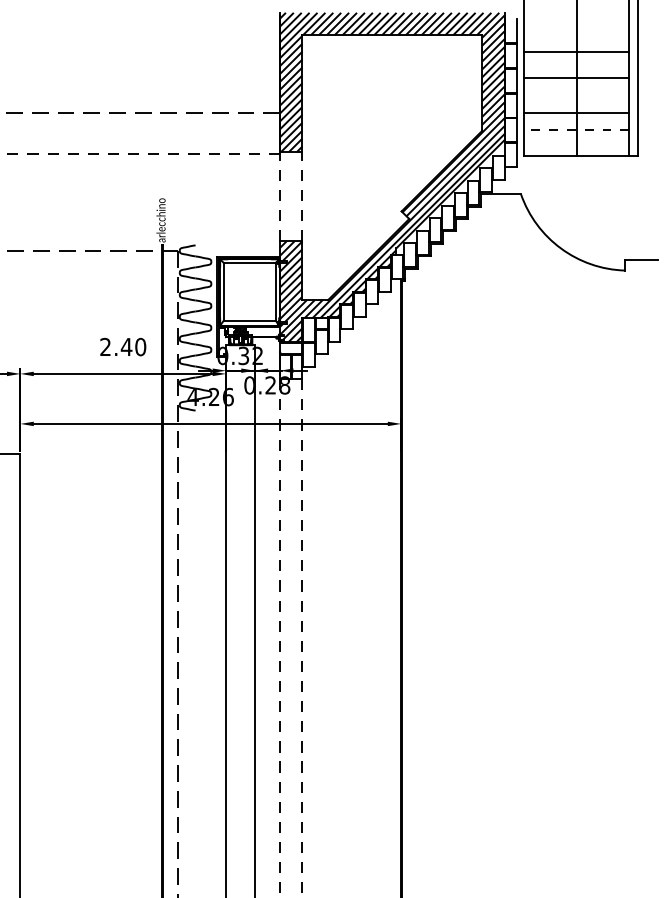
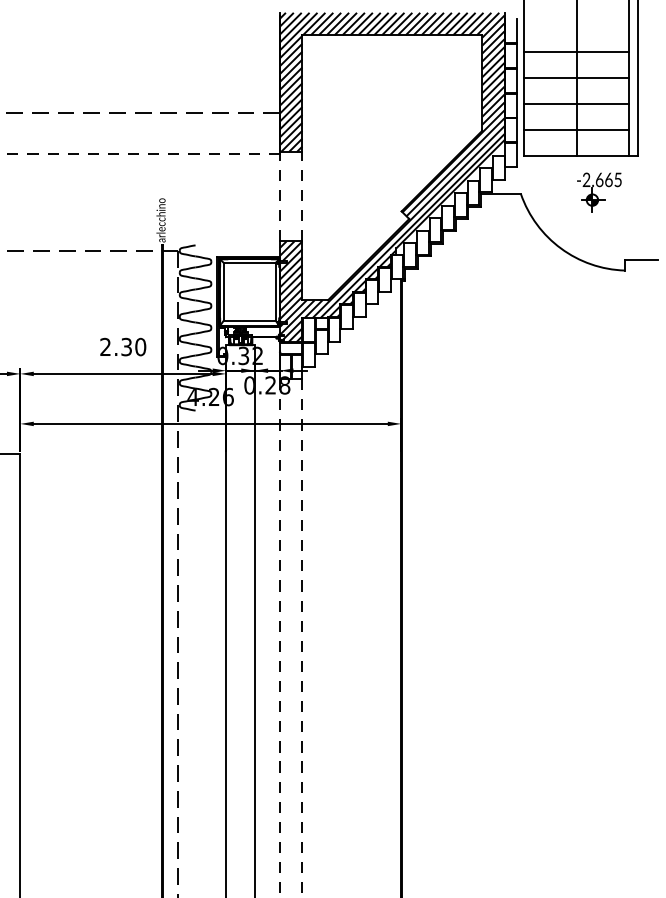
line position: (576, 113) -> (576, 104) (576, 104)
line: dashed -> solid (576, 130)
part: none -> present (599, 192)
text: 2.40 -> 2.30 (126, 346)
